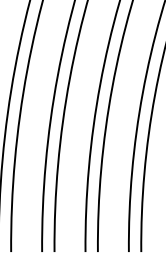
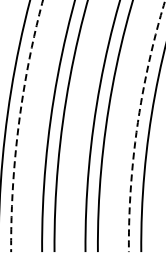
arc: solid -> dashed (18, 125)
arc: solid -> dashed (137, 125)
